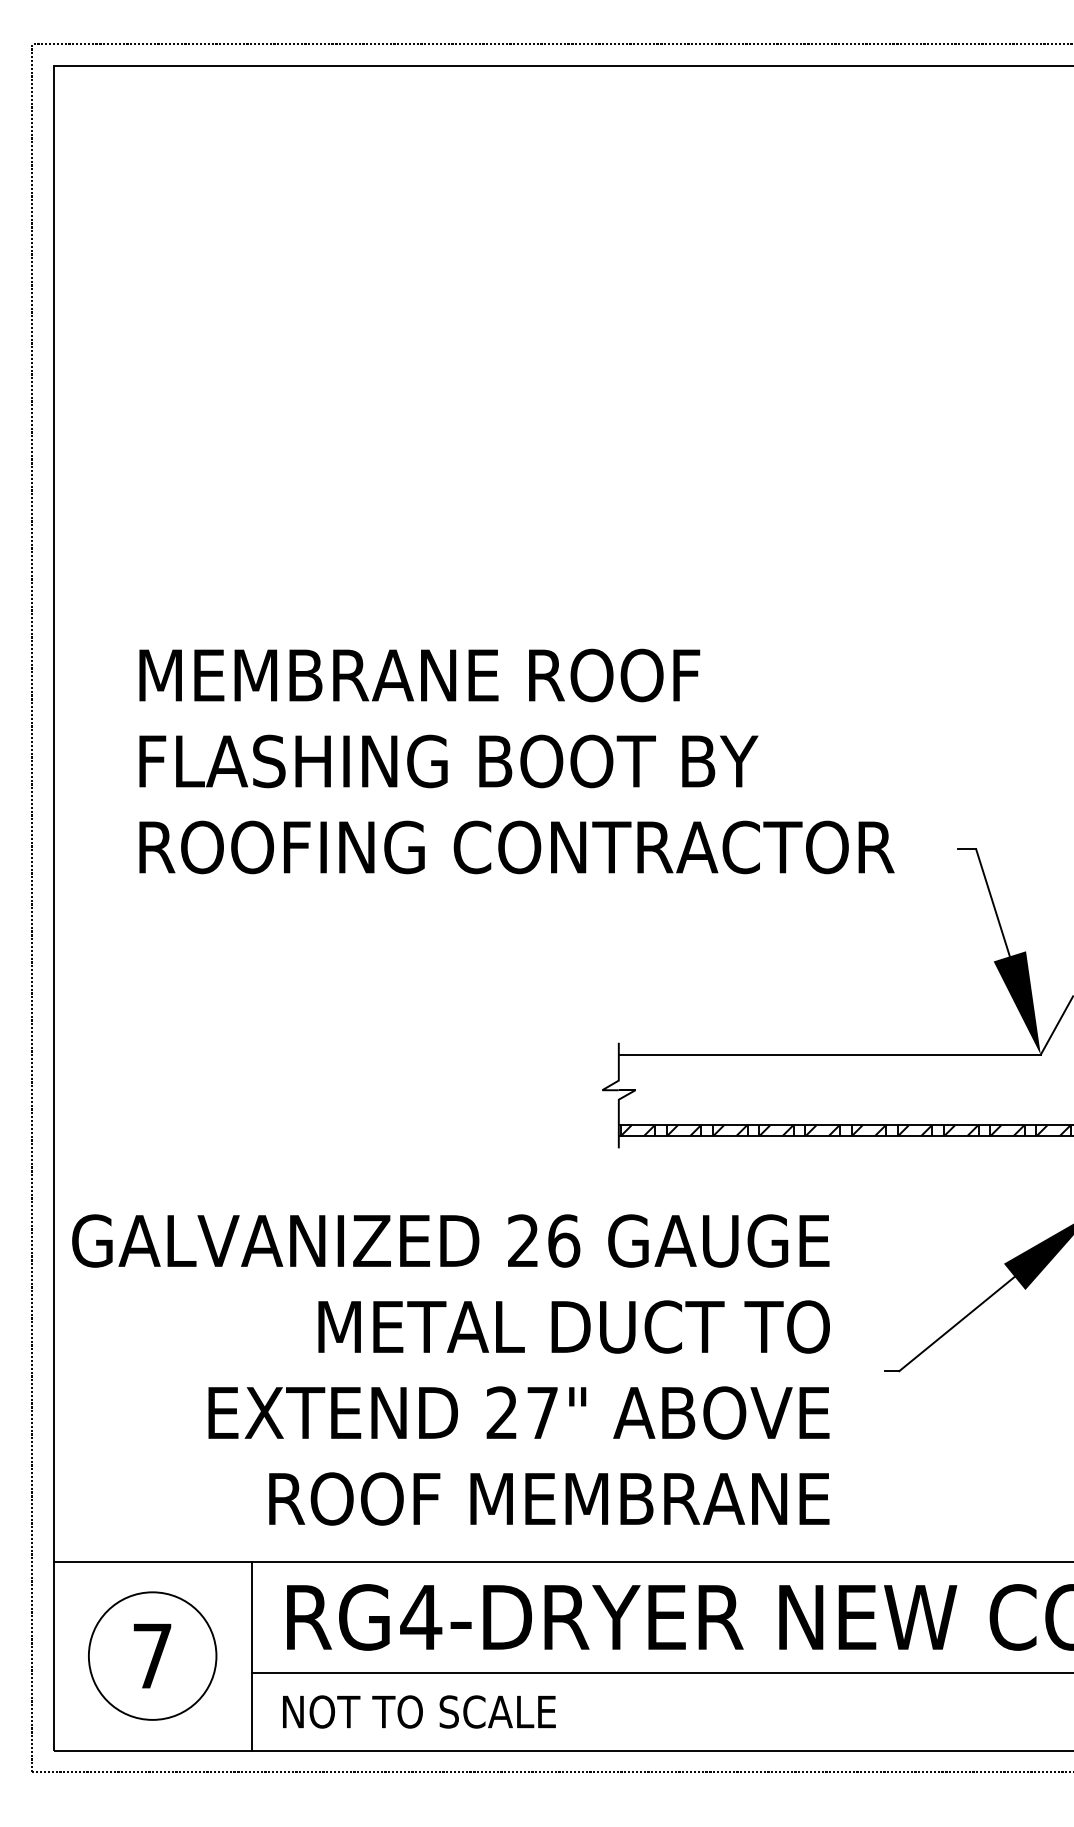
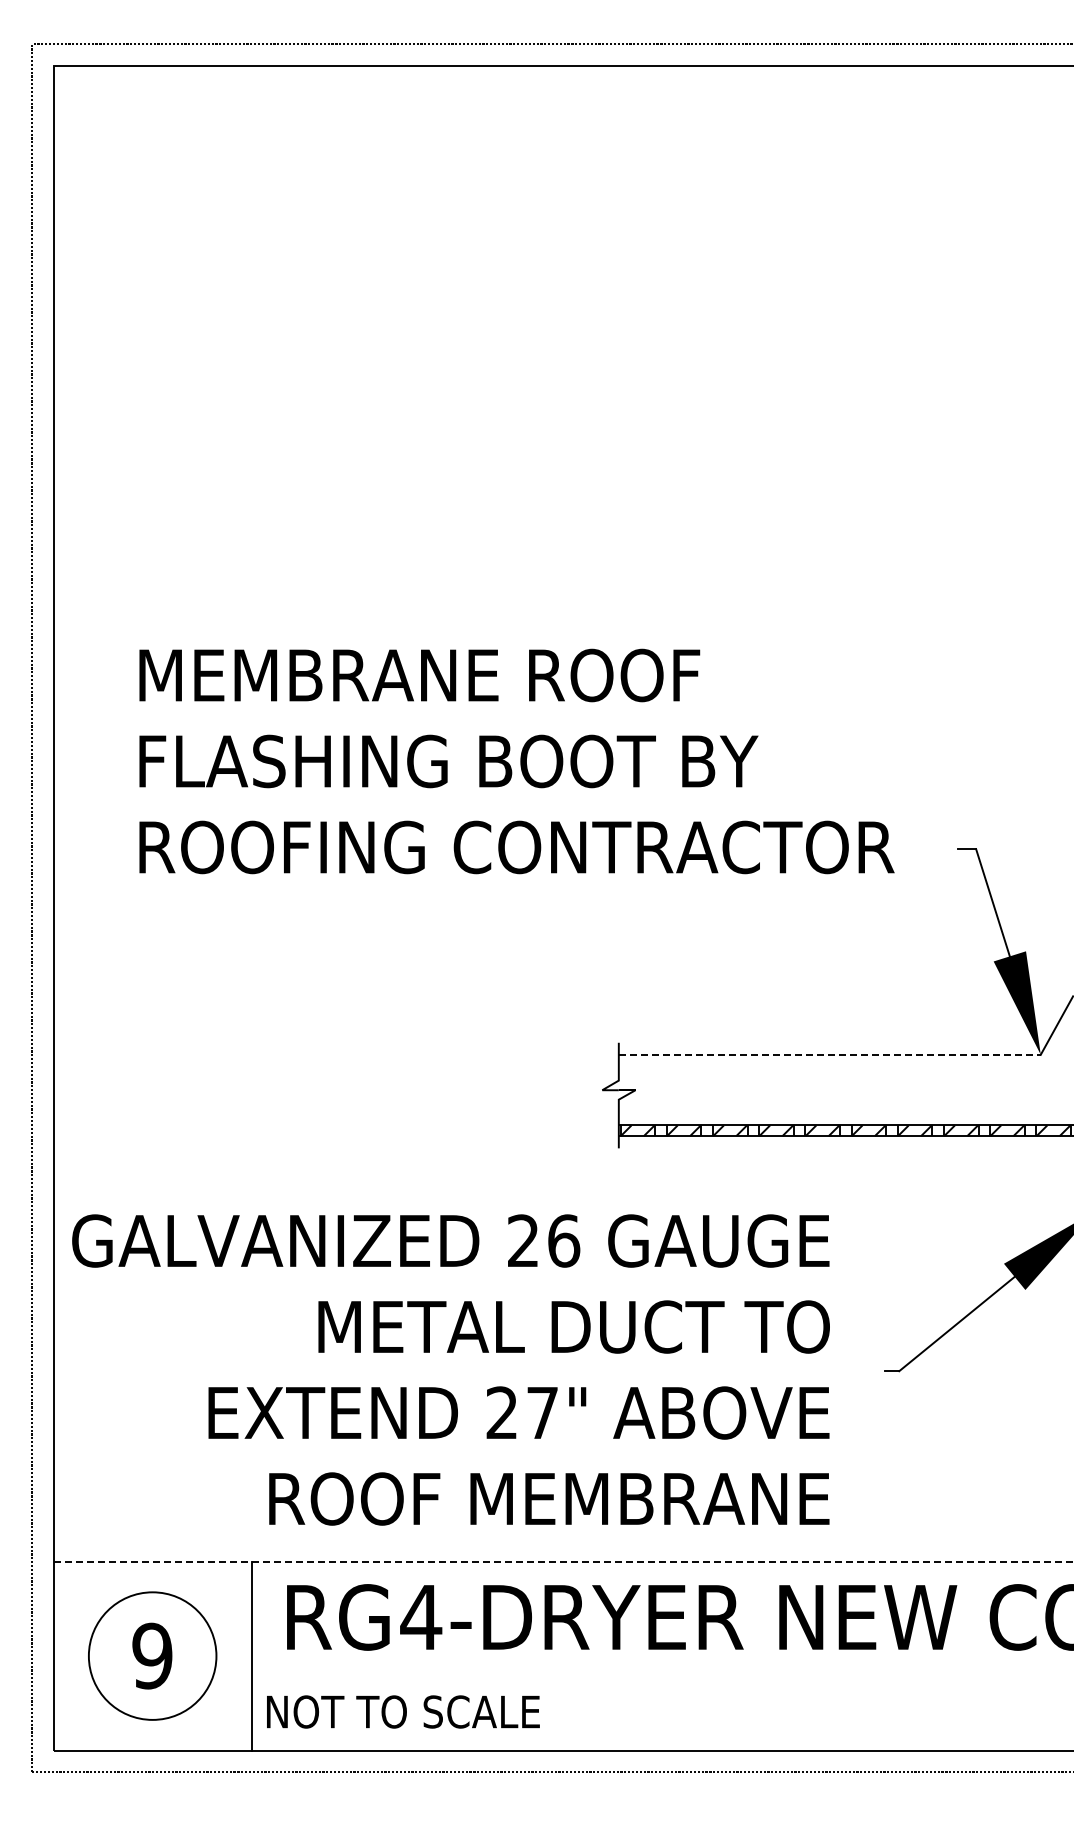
line: solid -> dashed (829, 1054)
line: solid -> dashed (563, 1561)
text: 7 -> 9 (152, 1655)
line: present -> none (660, 1673)
text position: (419, 1711) -> (403, 1711) (403, 1711)
